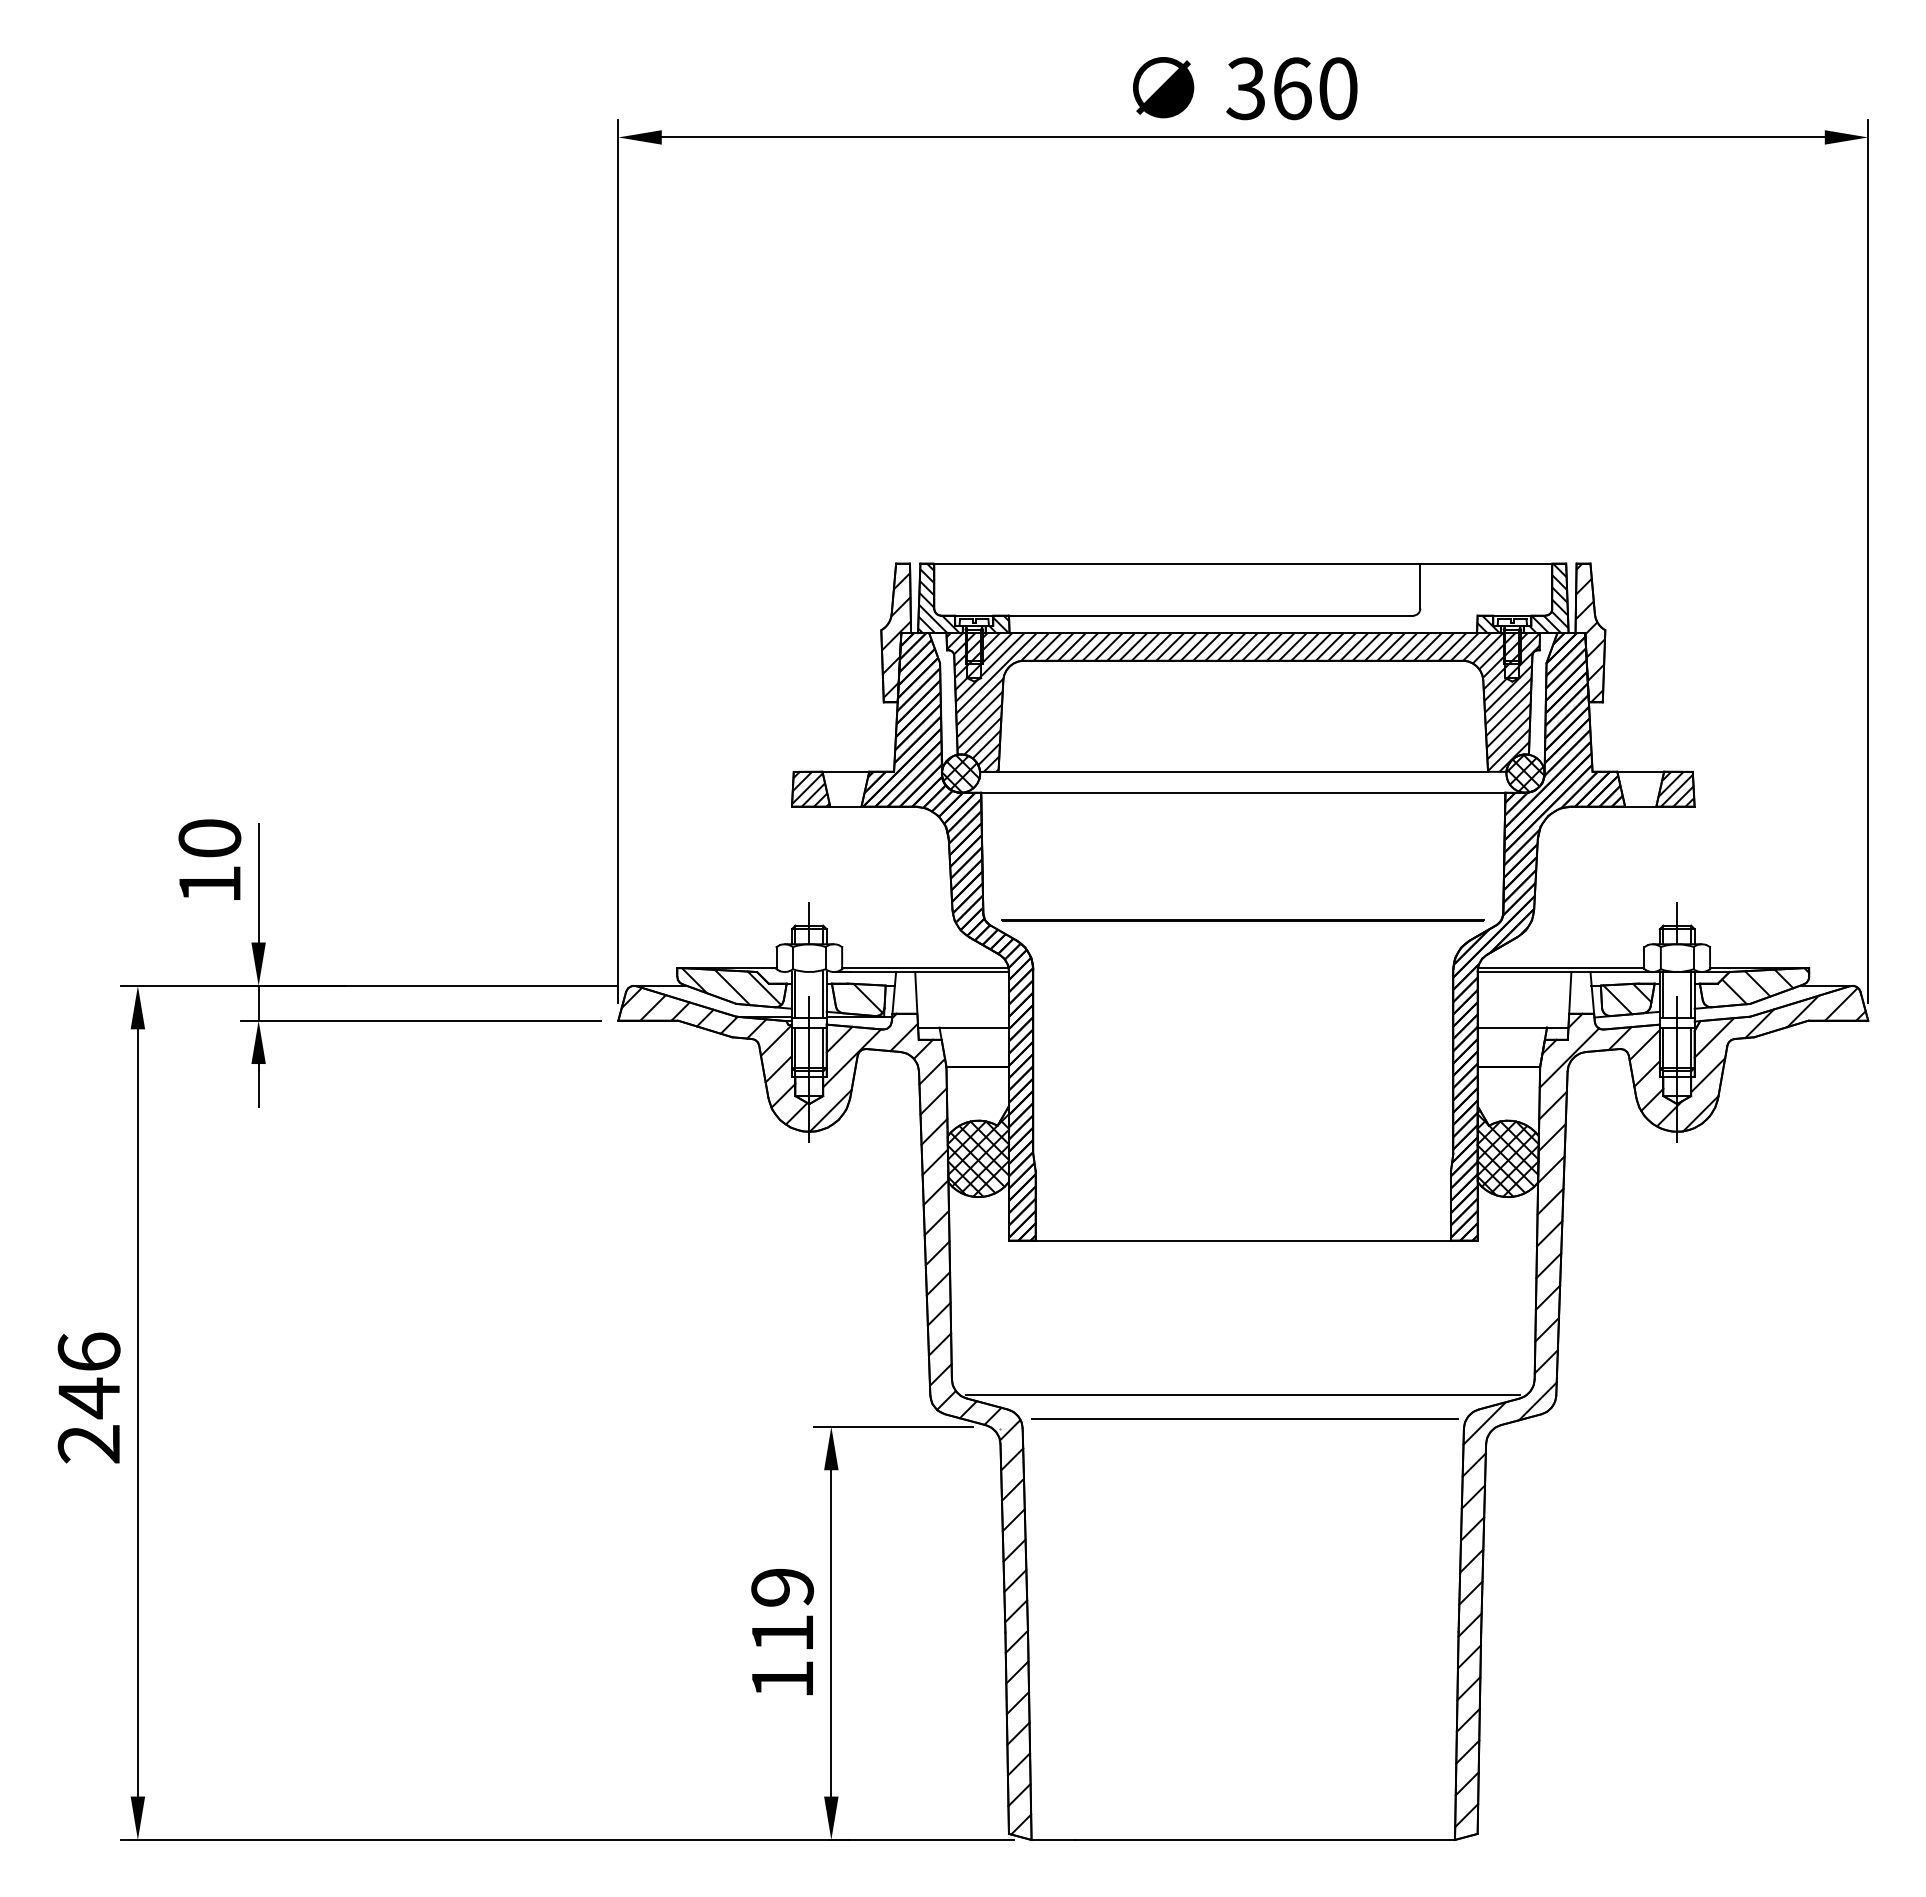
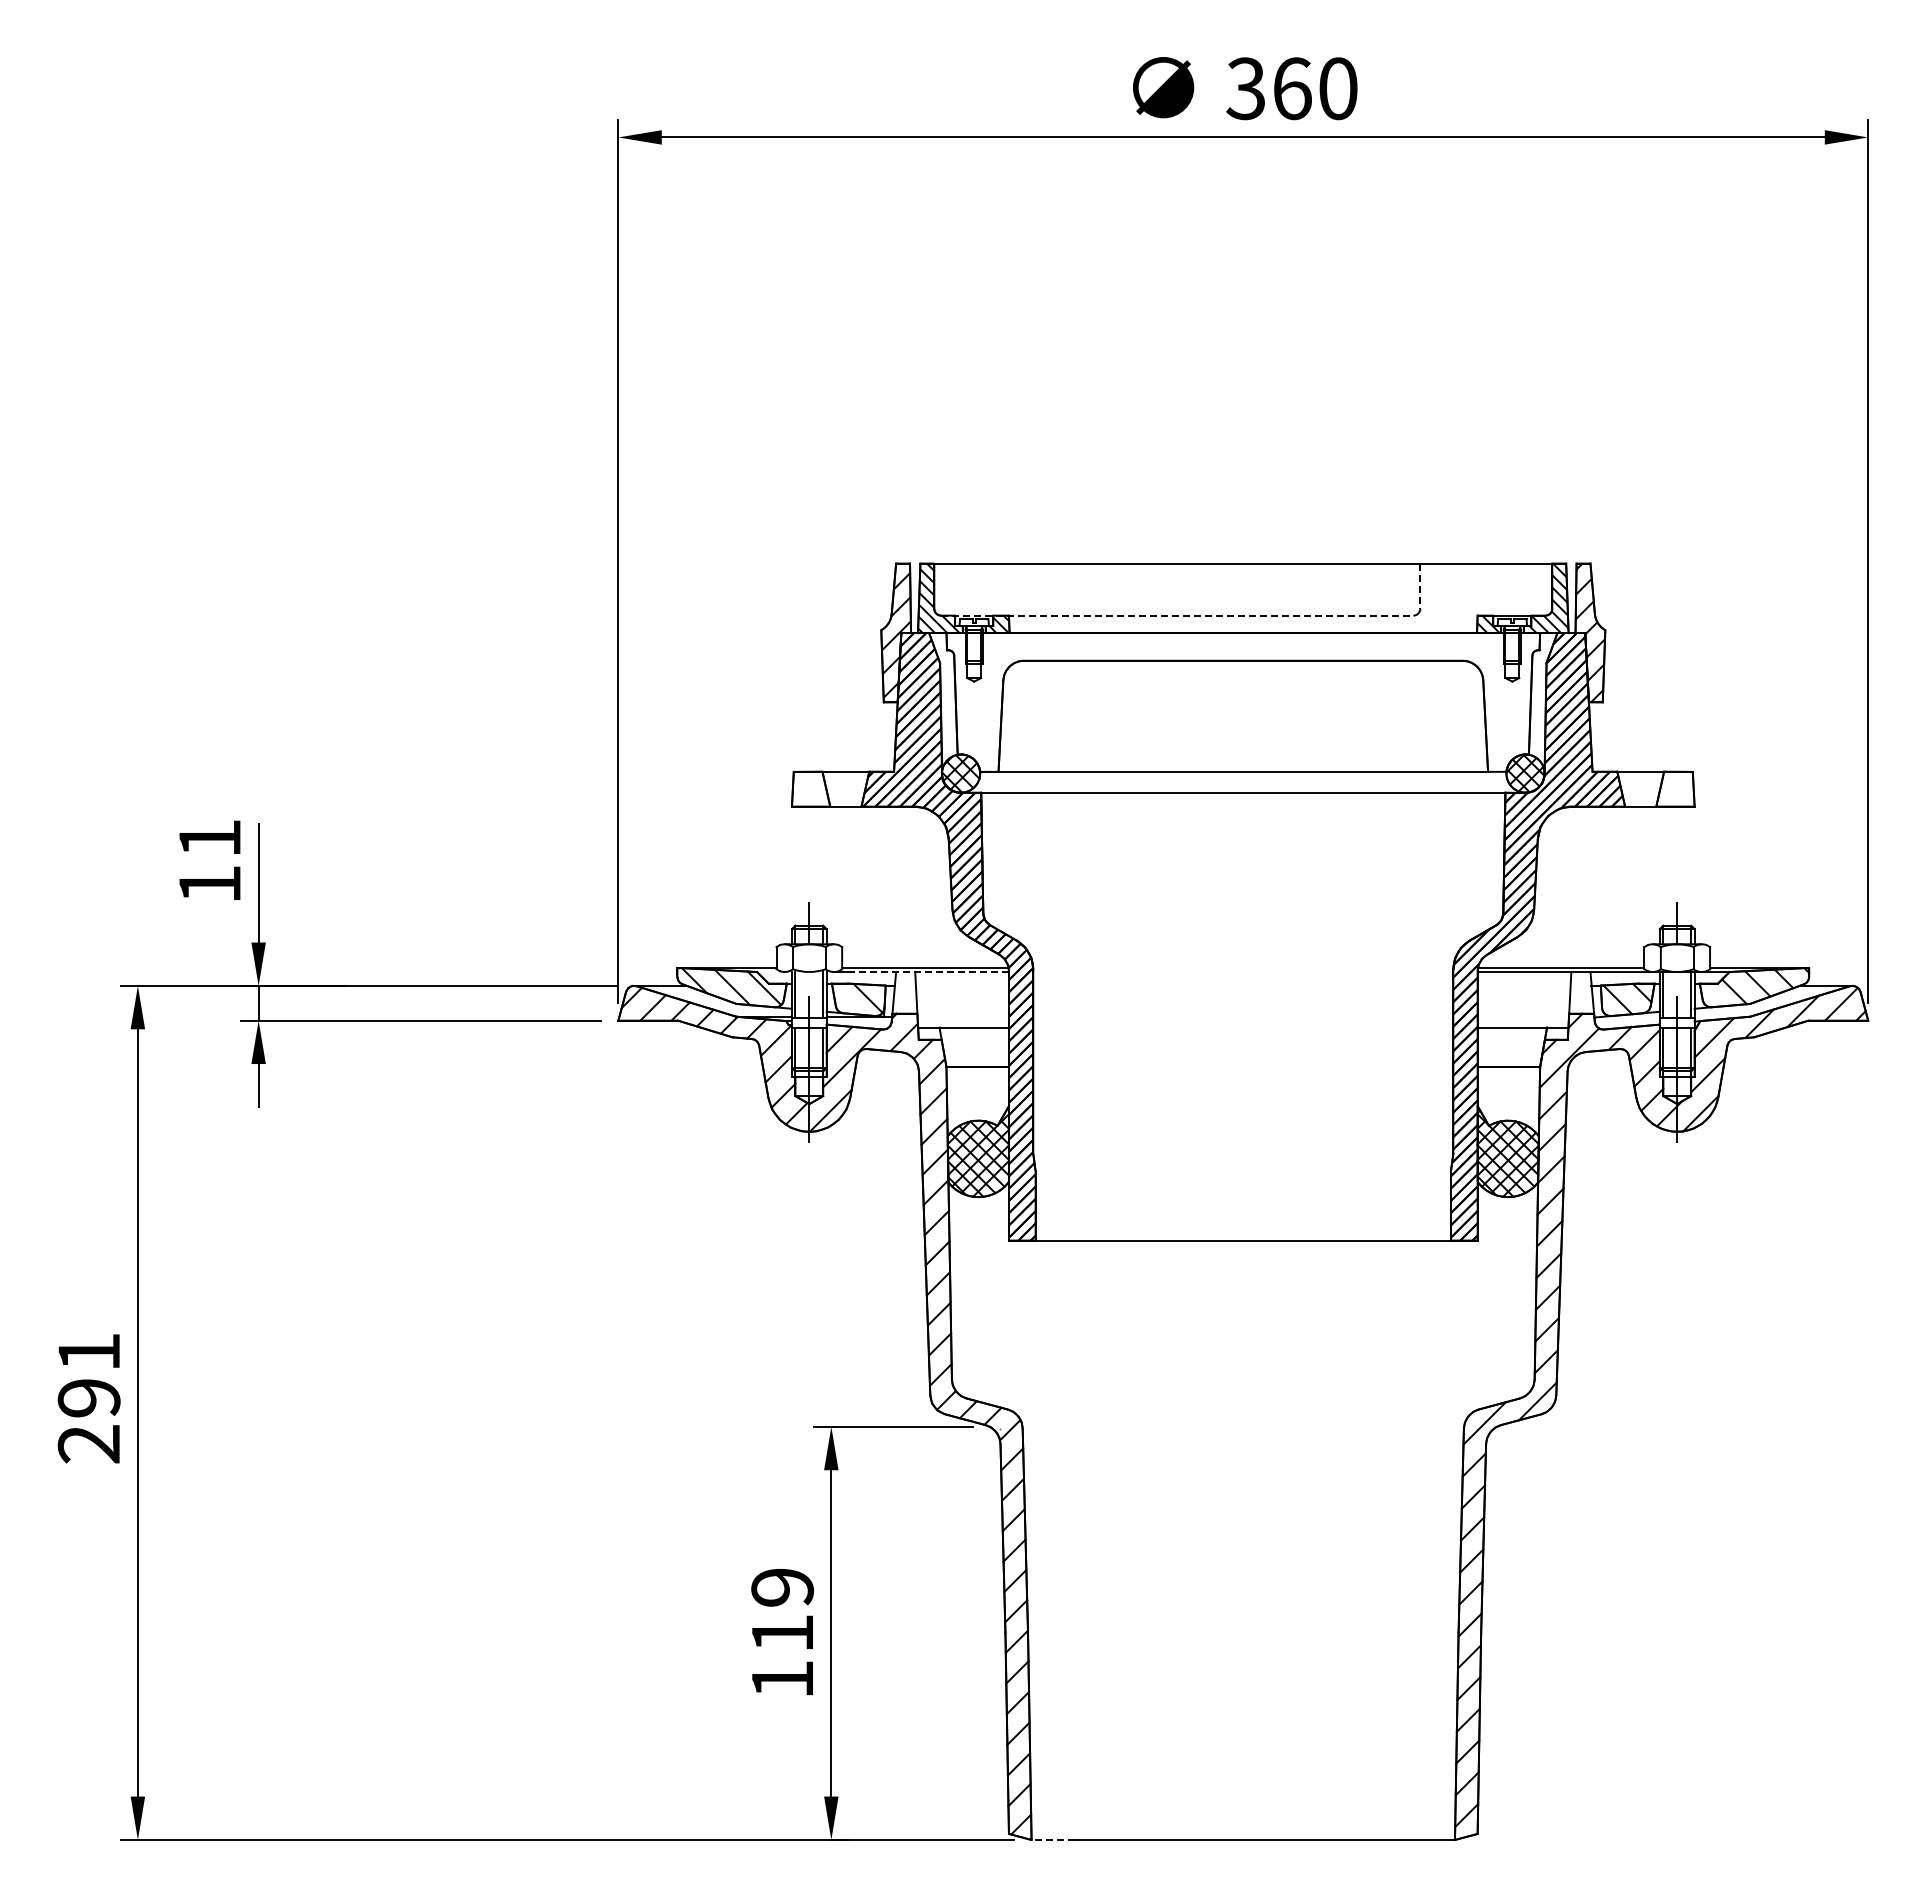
line: solid -> dashed (1420, 586)
line: solid -> dashed (1177, 615)
hatch: present -> none (1243, 701)
hatch: present -> none (810, 788)
hatch: present -> none (1676, 788)
text: 10 -> 11 (209, 838)
line: present -> none (1242, 920)
line: solid -> dashed (923, 972)
text: 246 -> 291 (88, 1375)
line: present -> none (1243, 1394)
line: present -> none (1244, 1419)
line: solid -> dashed (1053, 1839)
